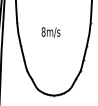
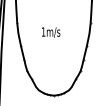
text: 8m/s -> 1m/s (43, 31)
